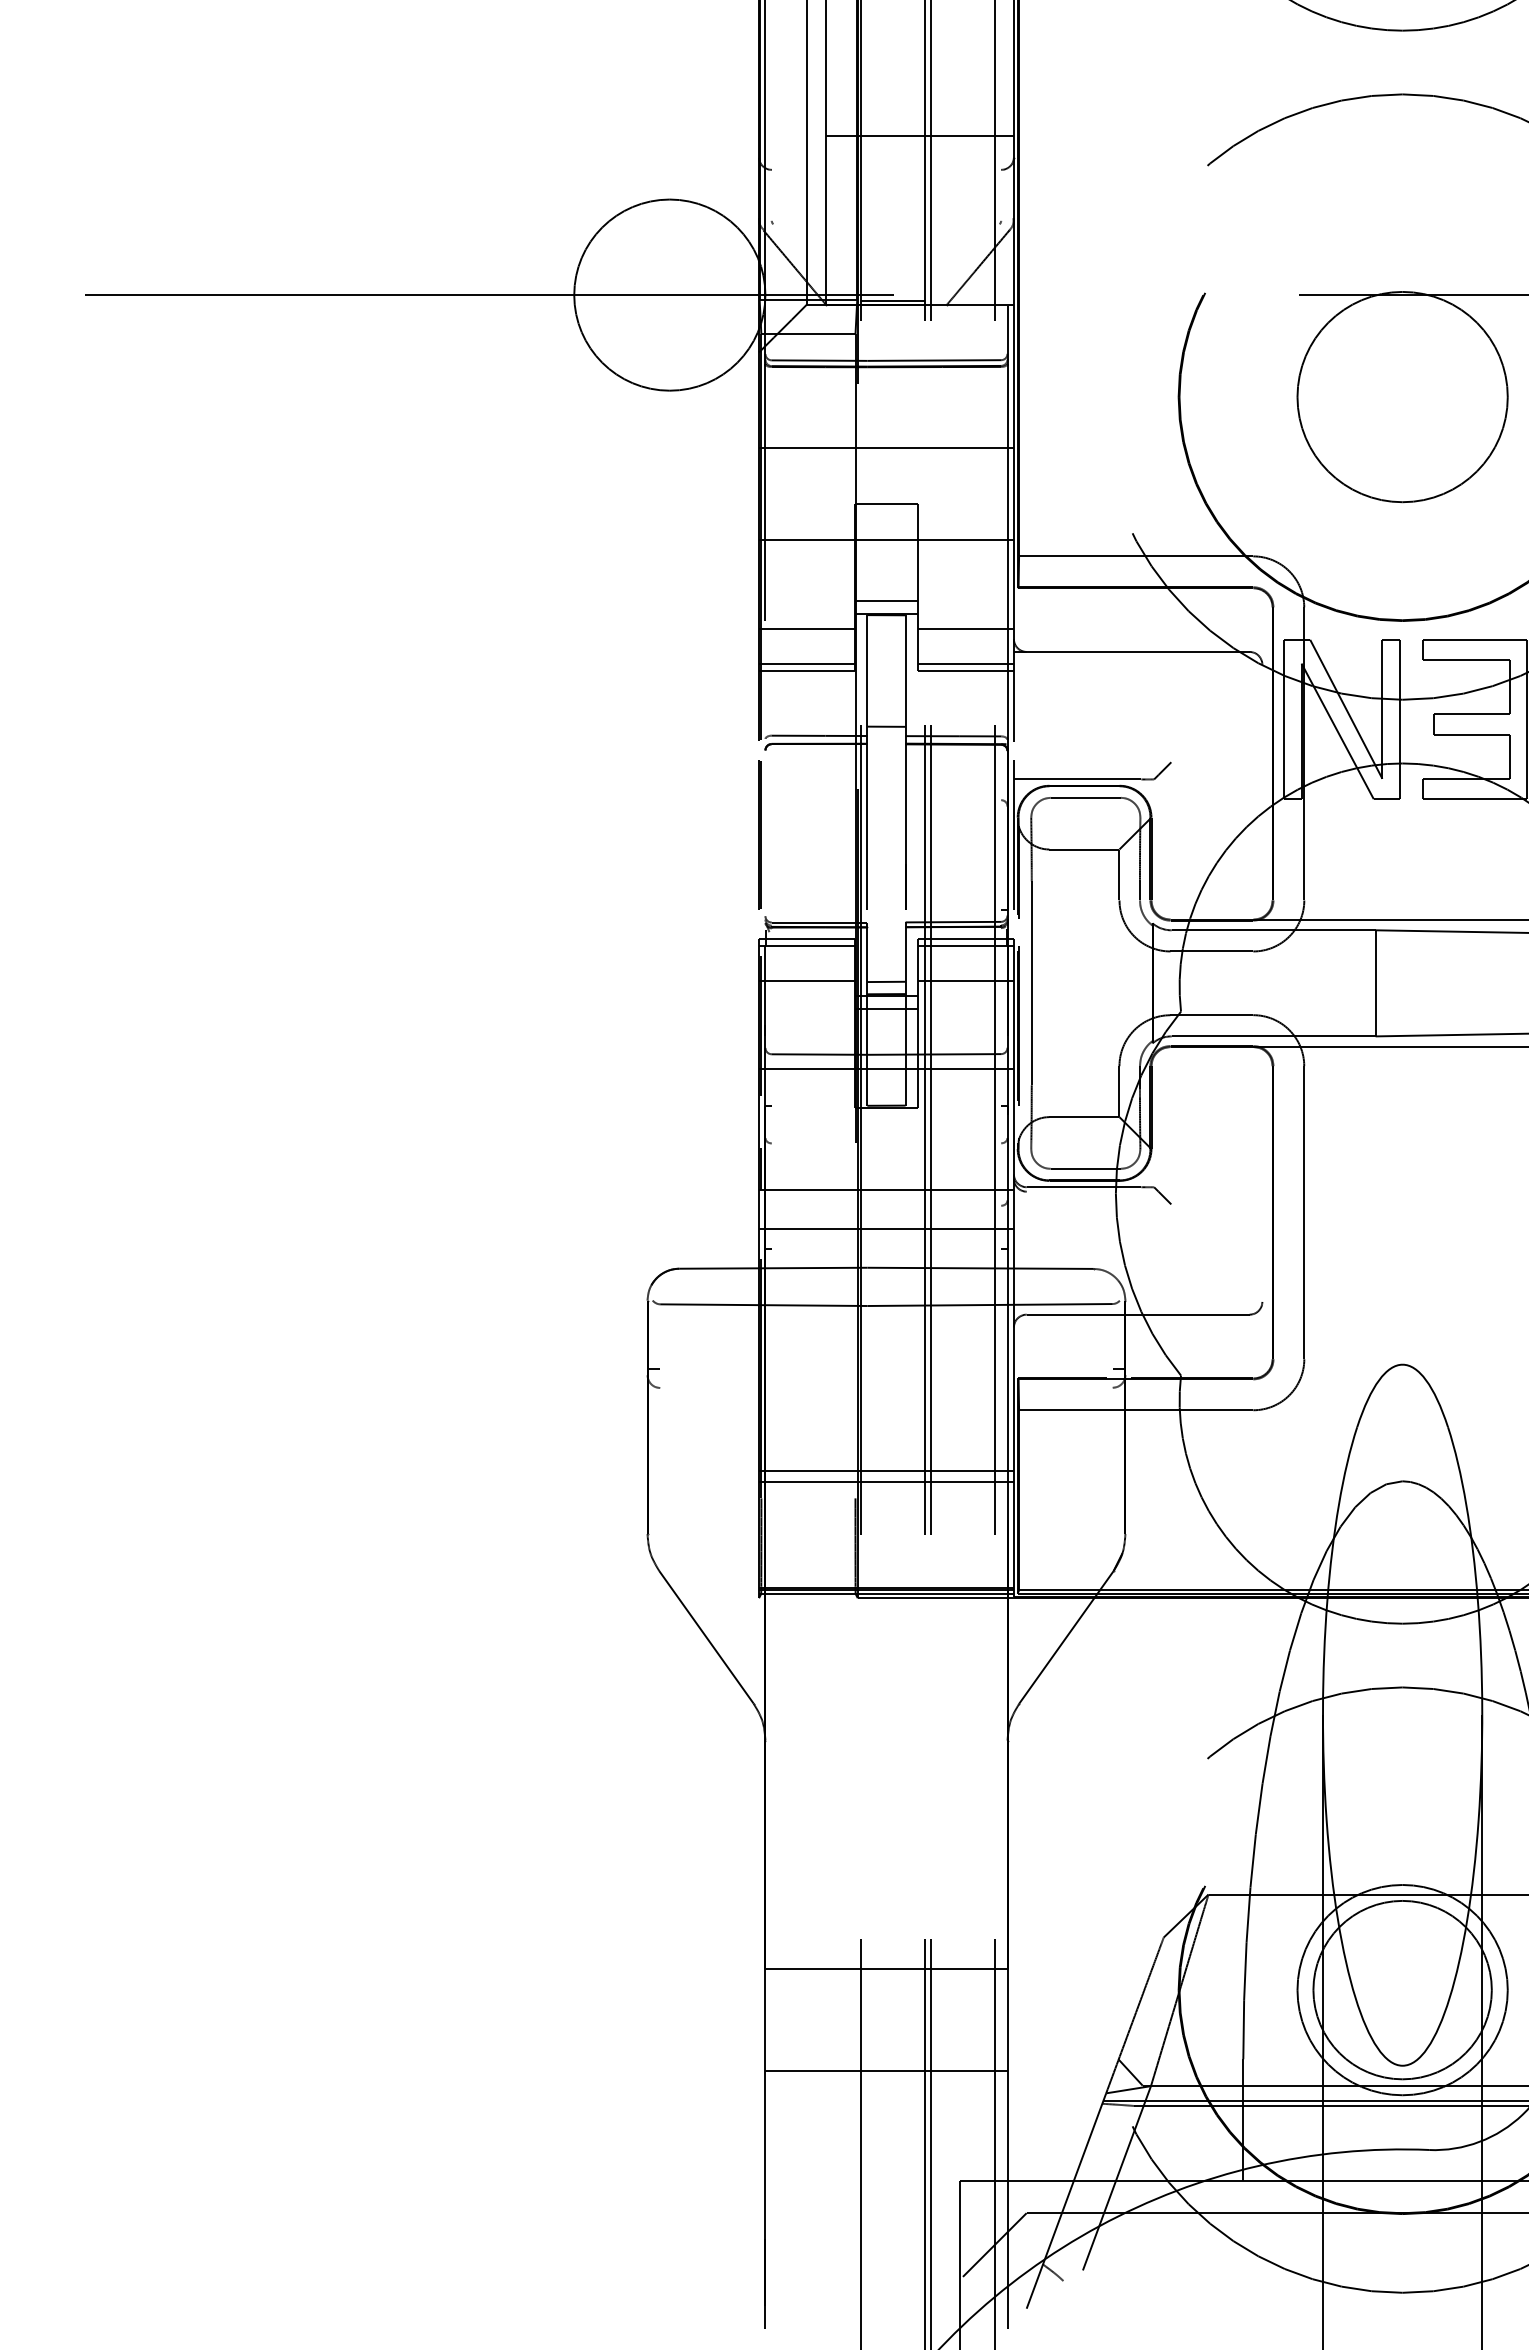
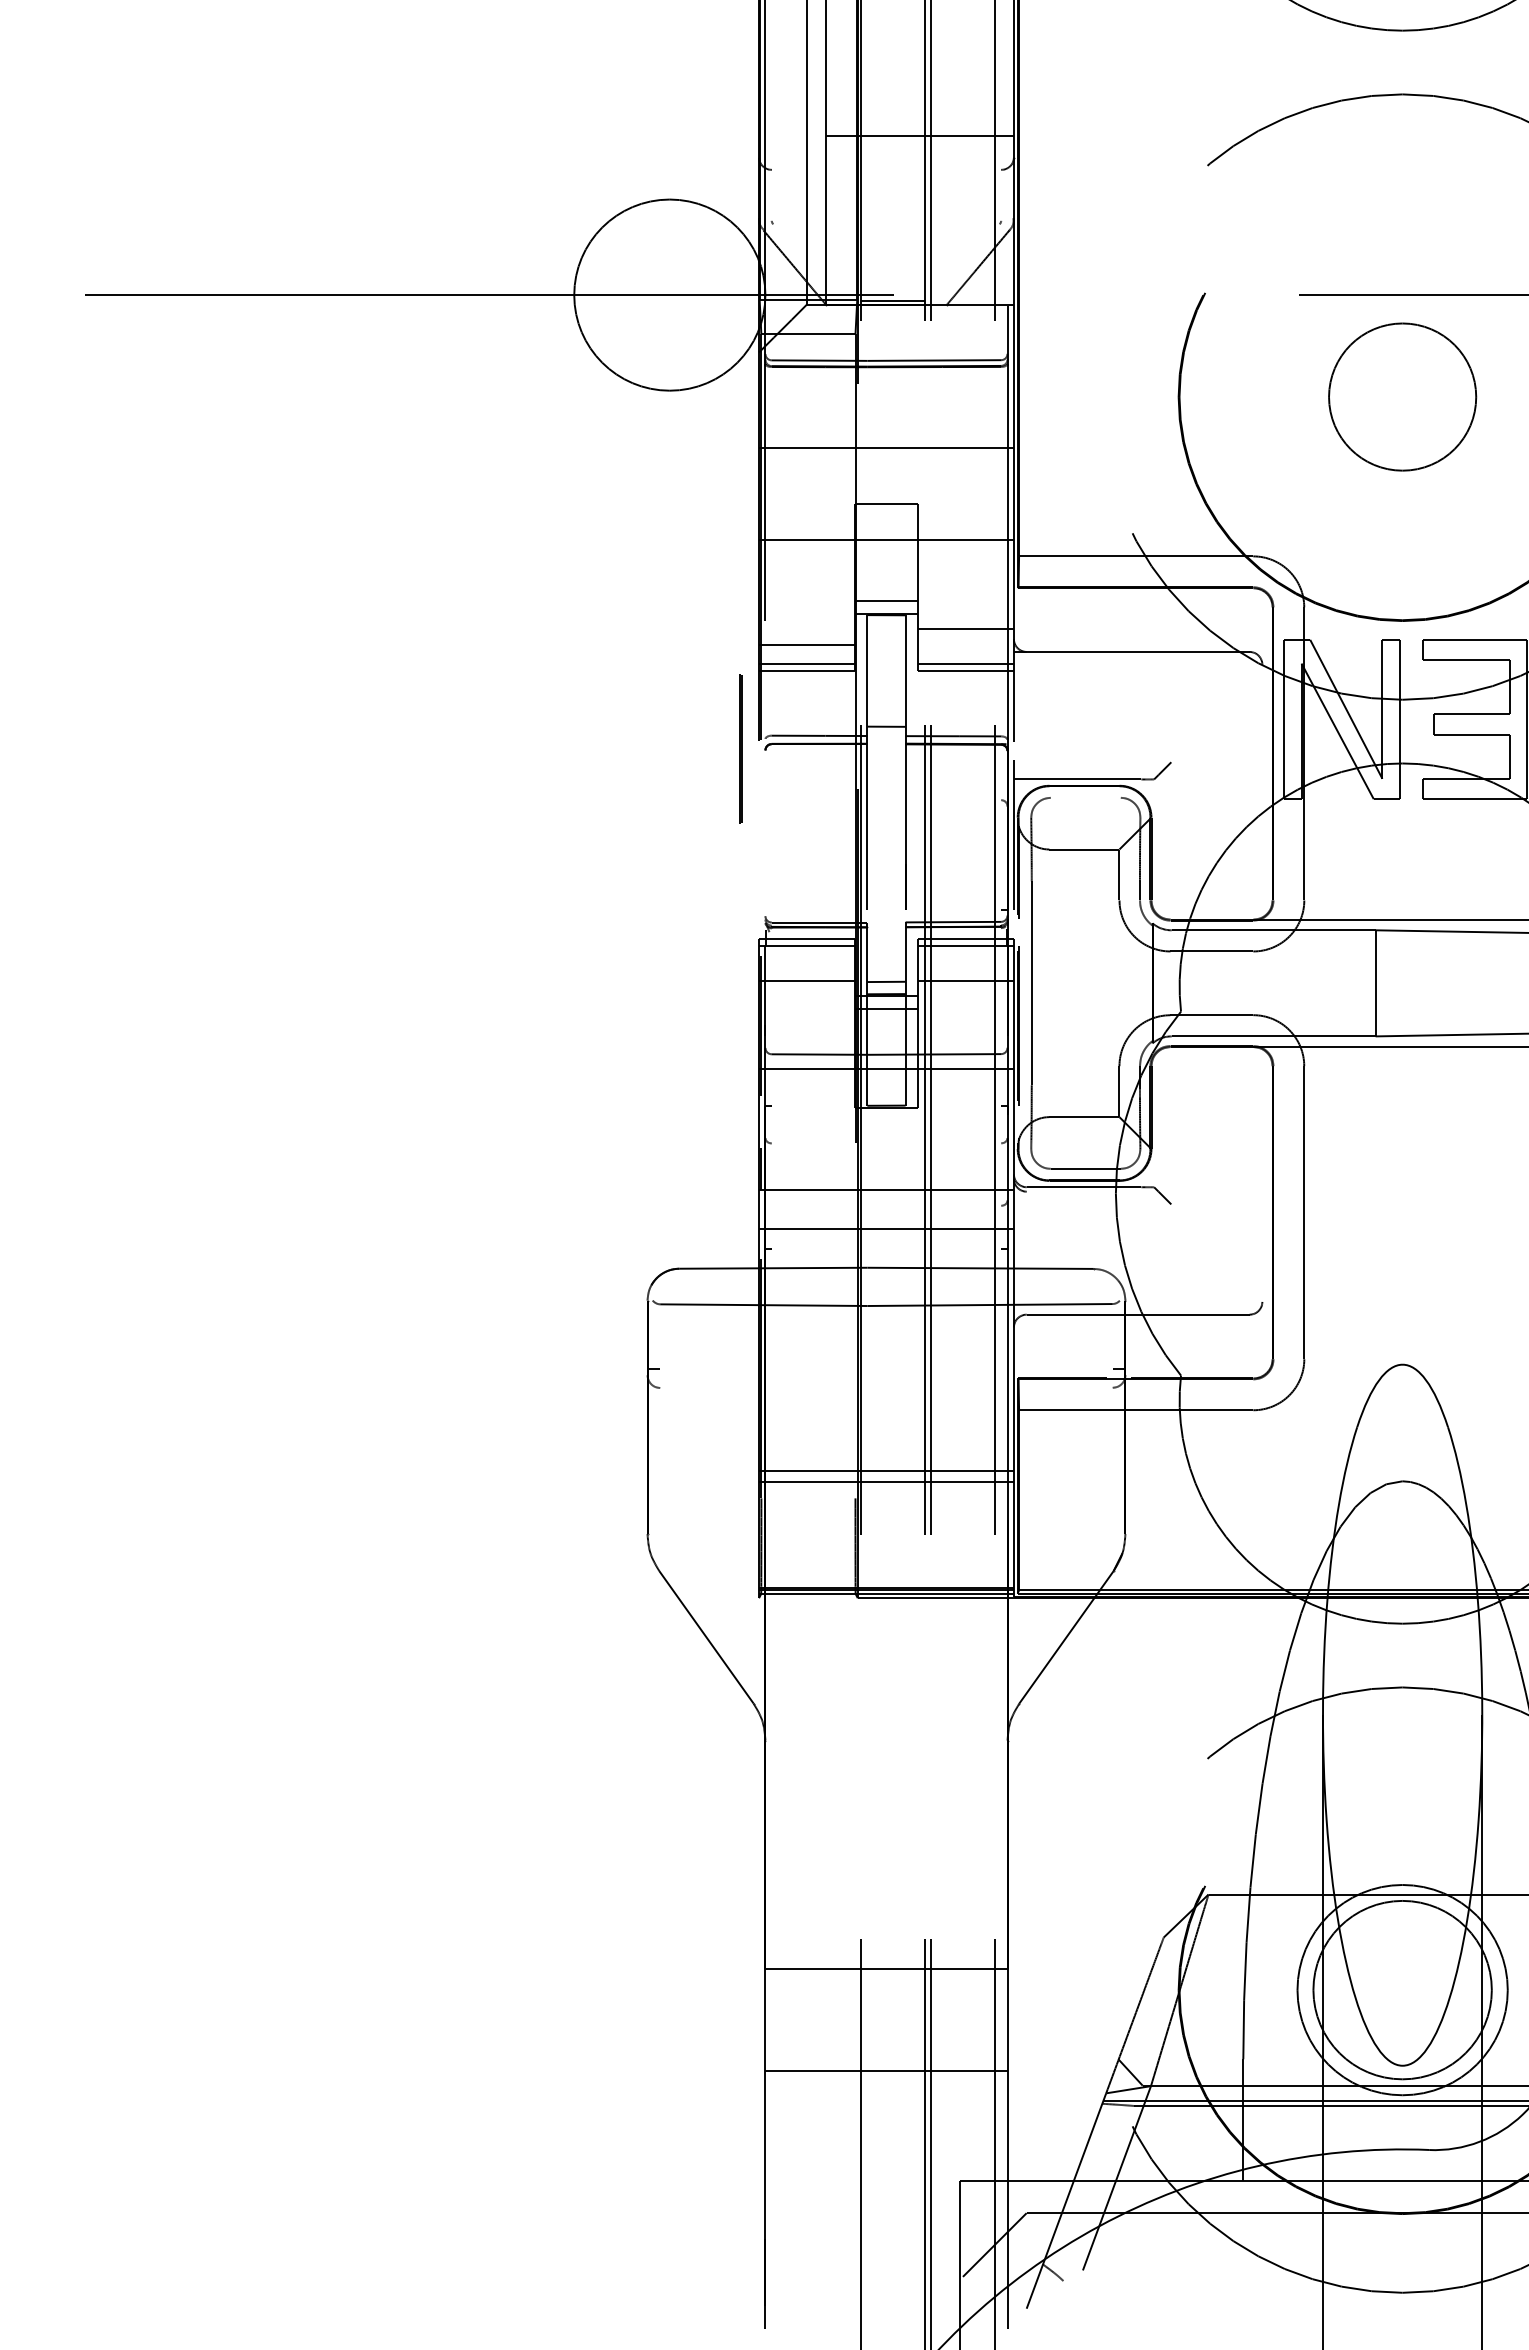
circle diameter: 210 px -> 147 px (1402, 396)
line position: (806, 628) -> (806, 644) (806, 644)
line: present -> none (1085, 797)
line position: (759, 834) -> (740, 748) (740, 748)
